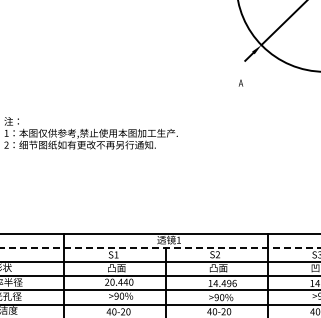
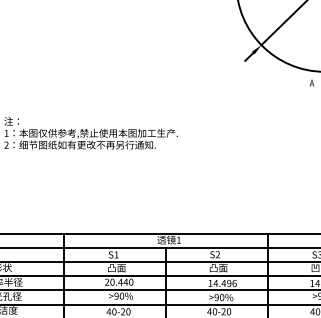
text position: (240, 82) -> (311, 82) (311, 82)
line: dashed -> solid (160, 247)
